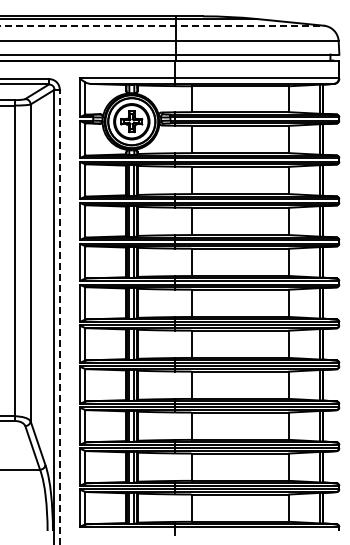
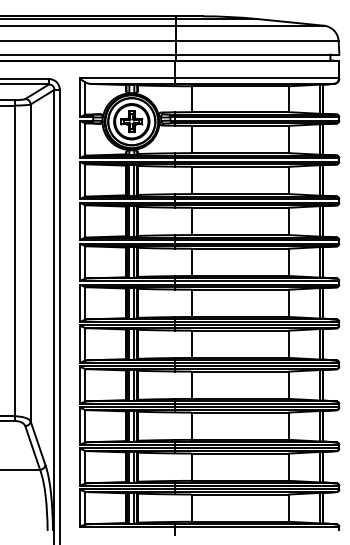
line: dashed -> solid (161, 25)
line: dashed -> solid (59, 316)
